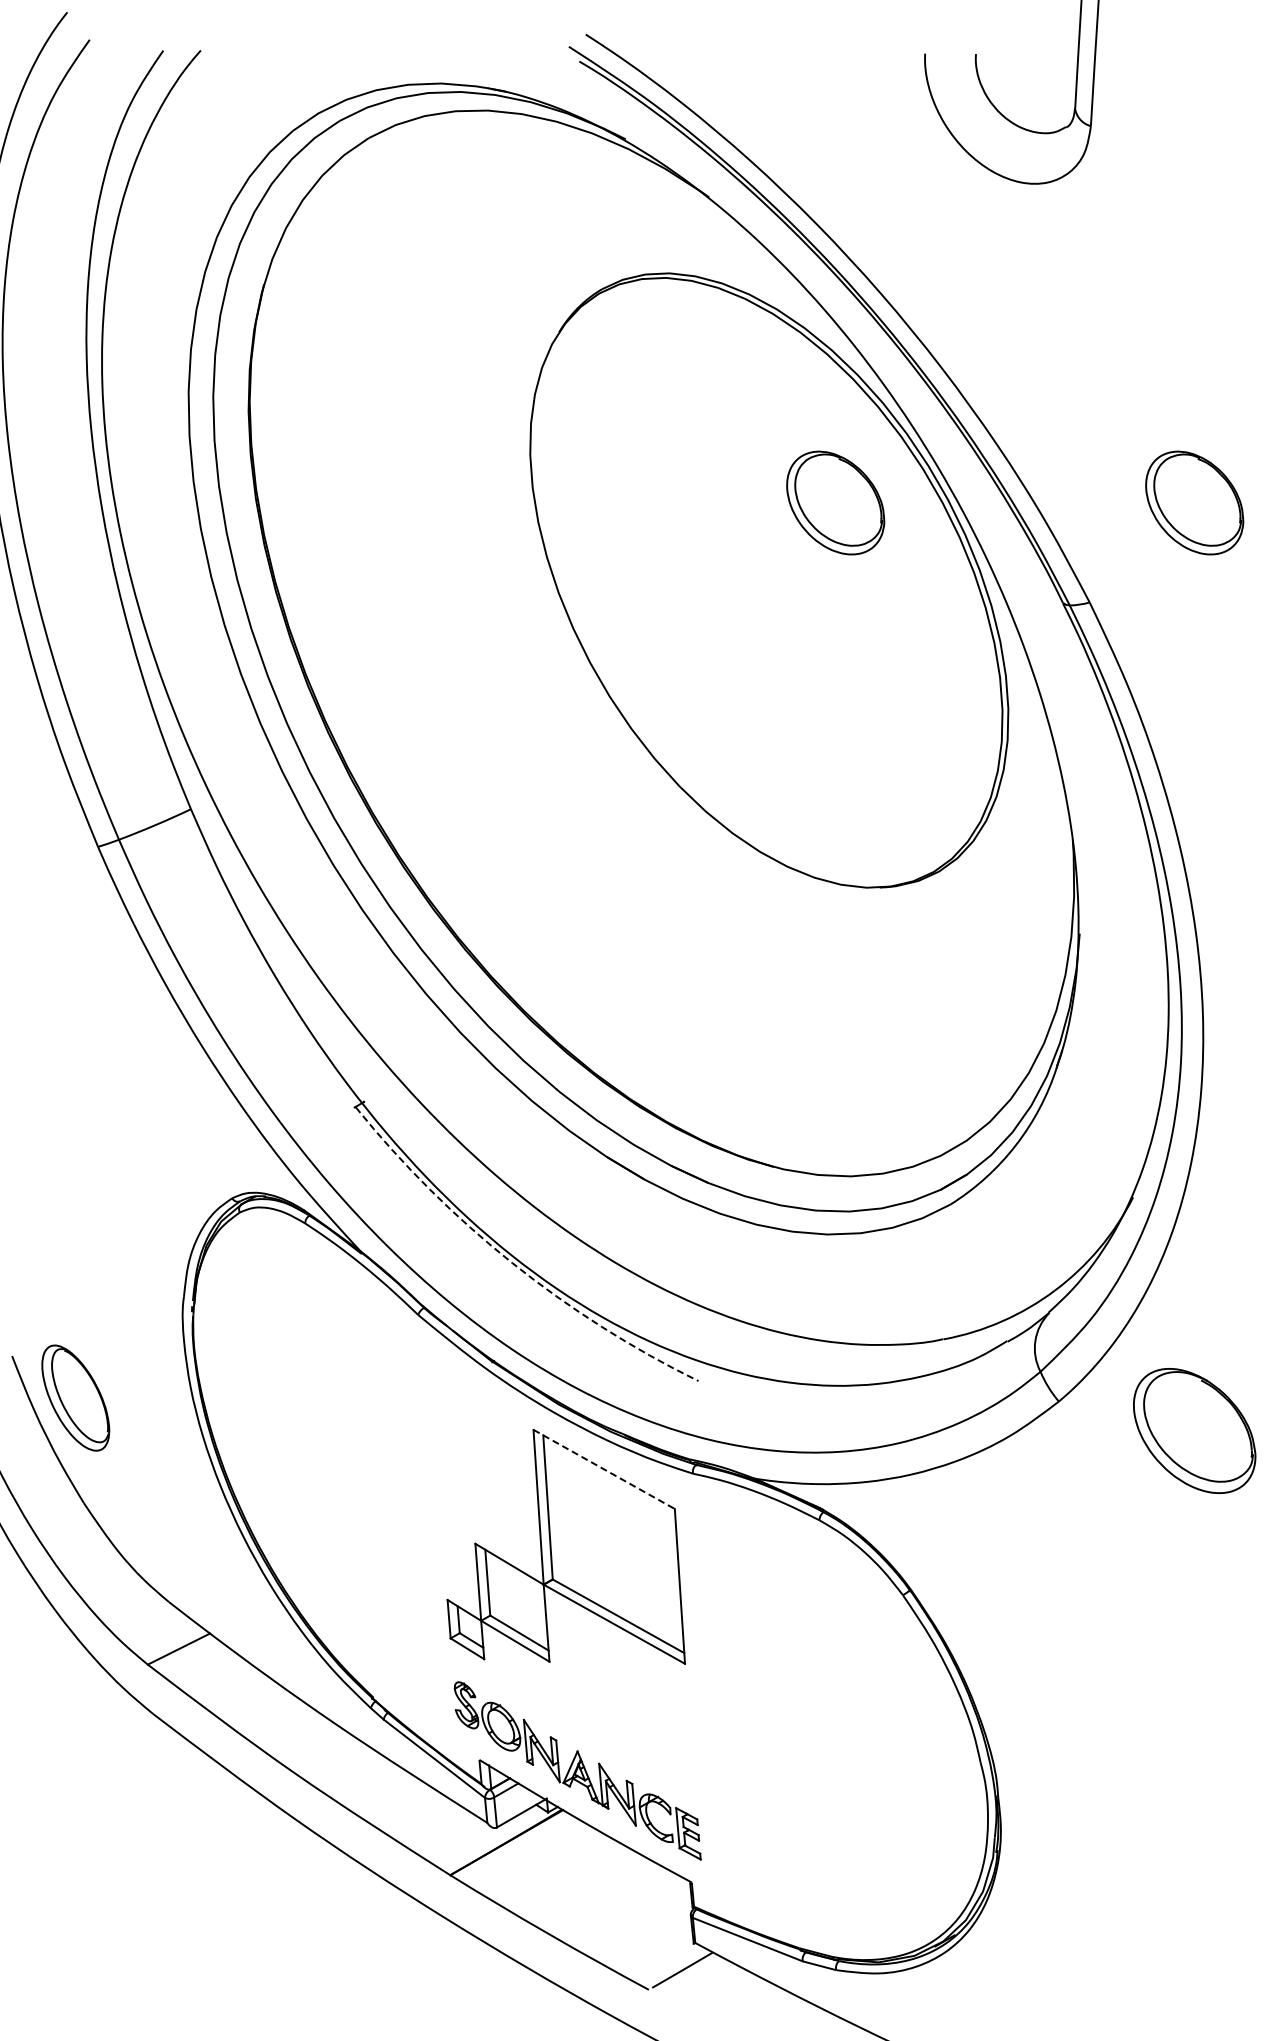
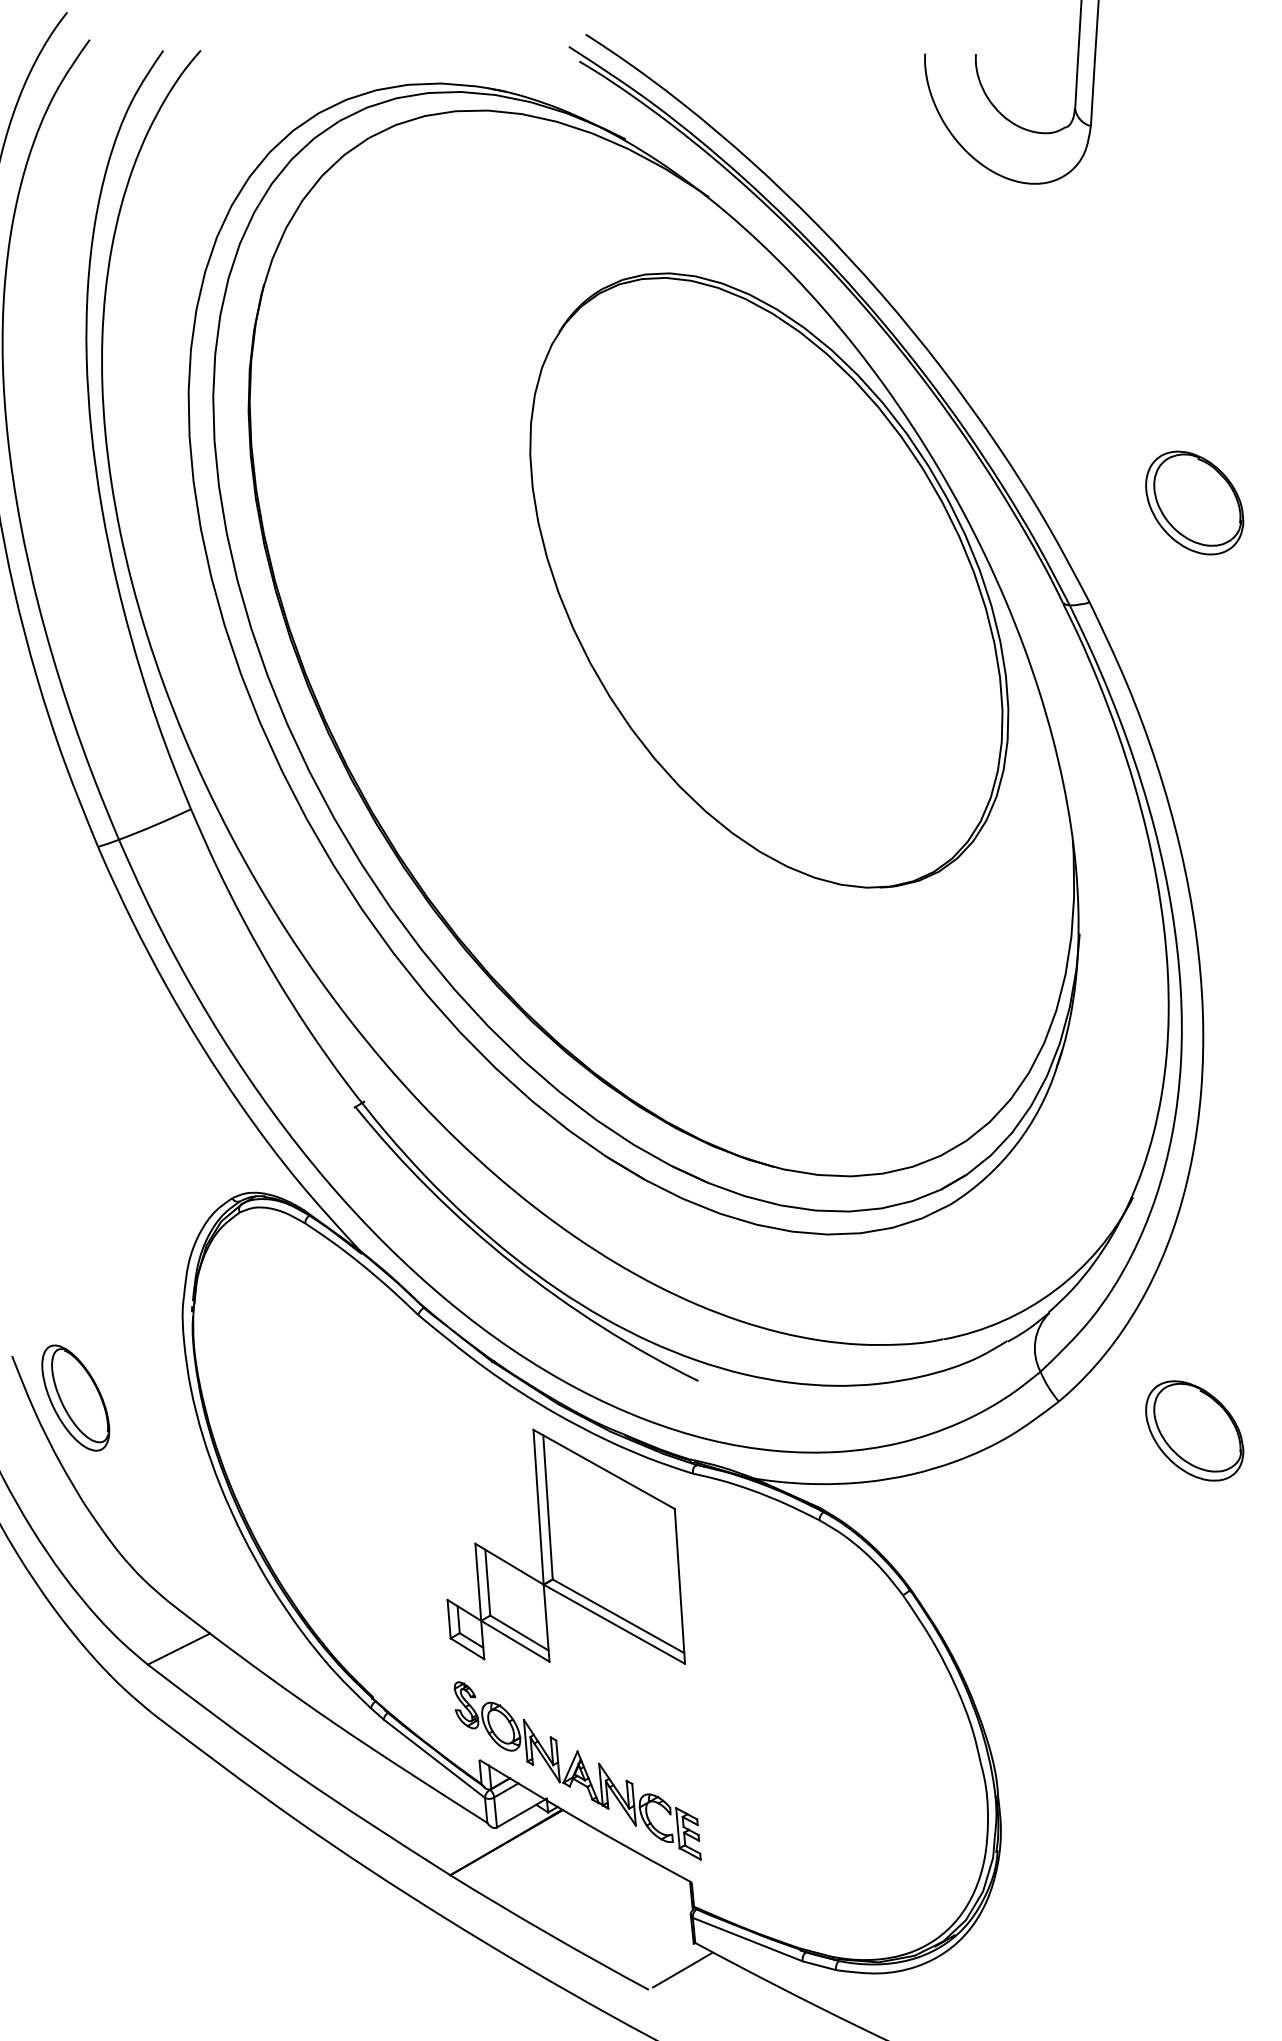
part: present -> none (835, 502)
arc: dashed -> solid (512, 1263)
part size: 124x127 px -> 100x102 px (1194, 1430)
line: dashed -> solid (604, 1469)
